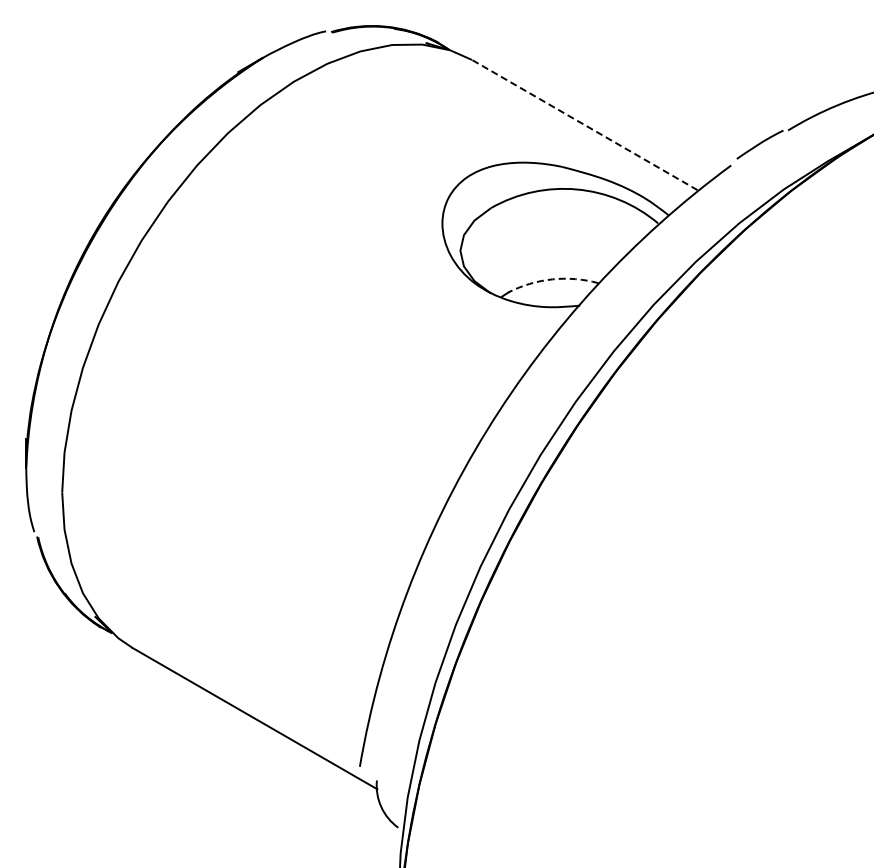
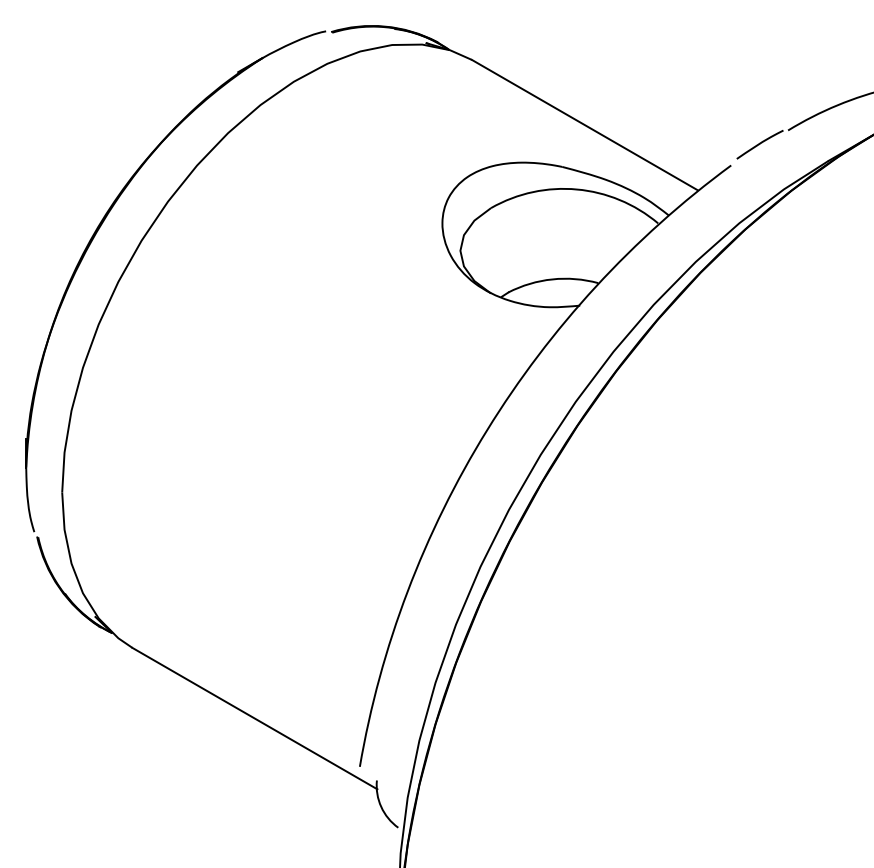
line: dashed -> solid (584, 124)
arc: dashed -> solid (552, 279)
